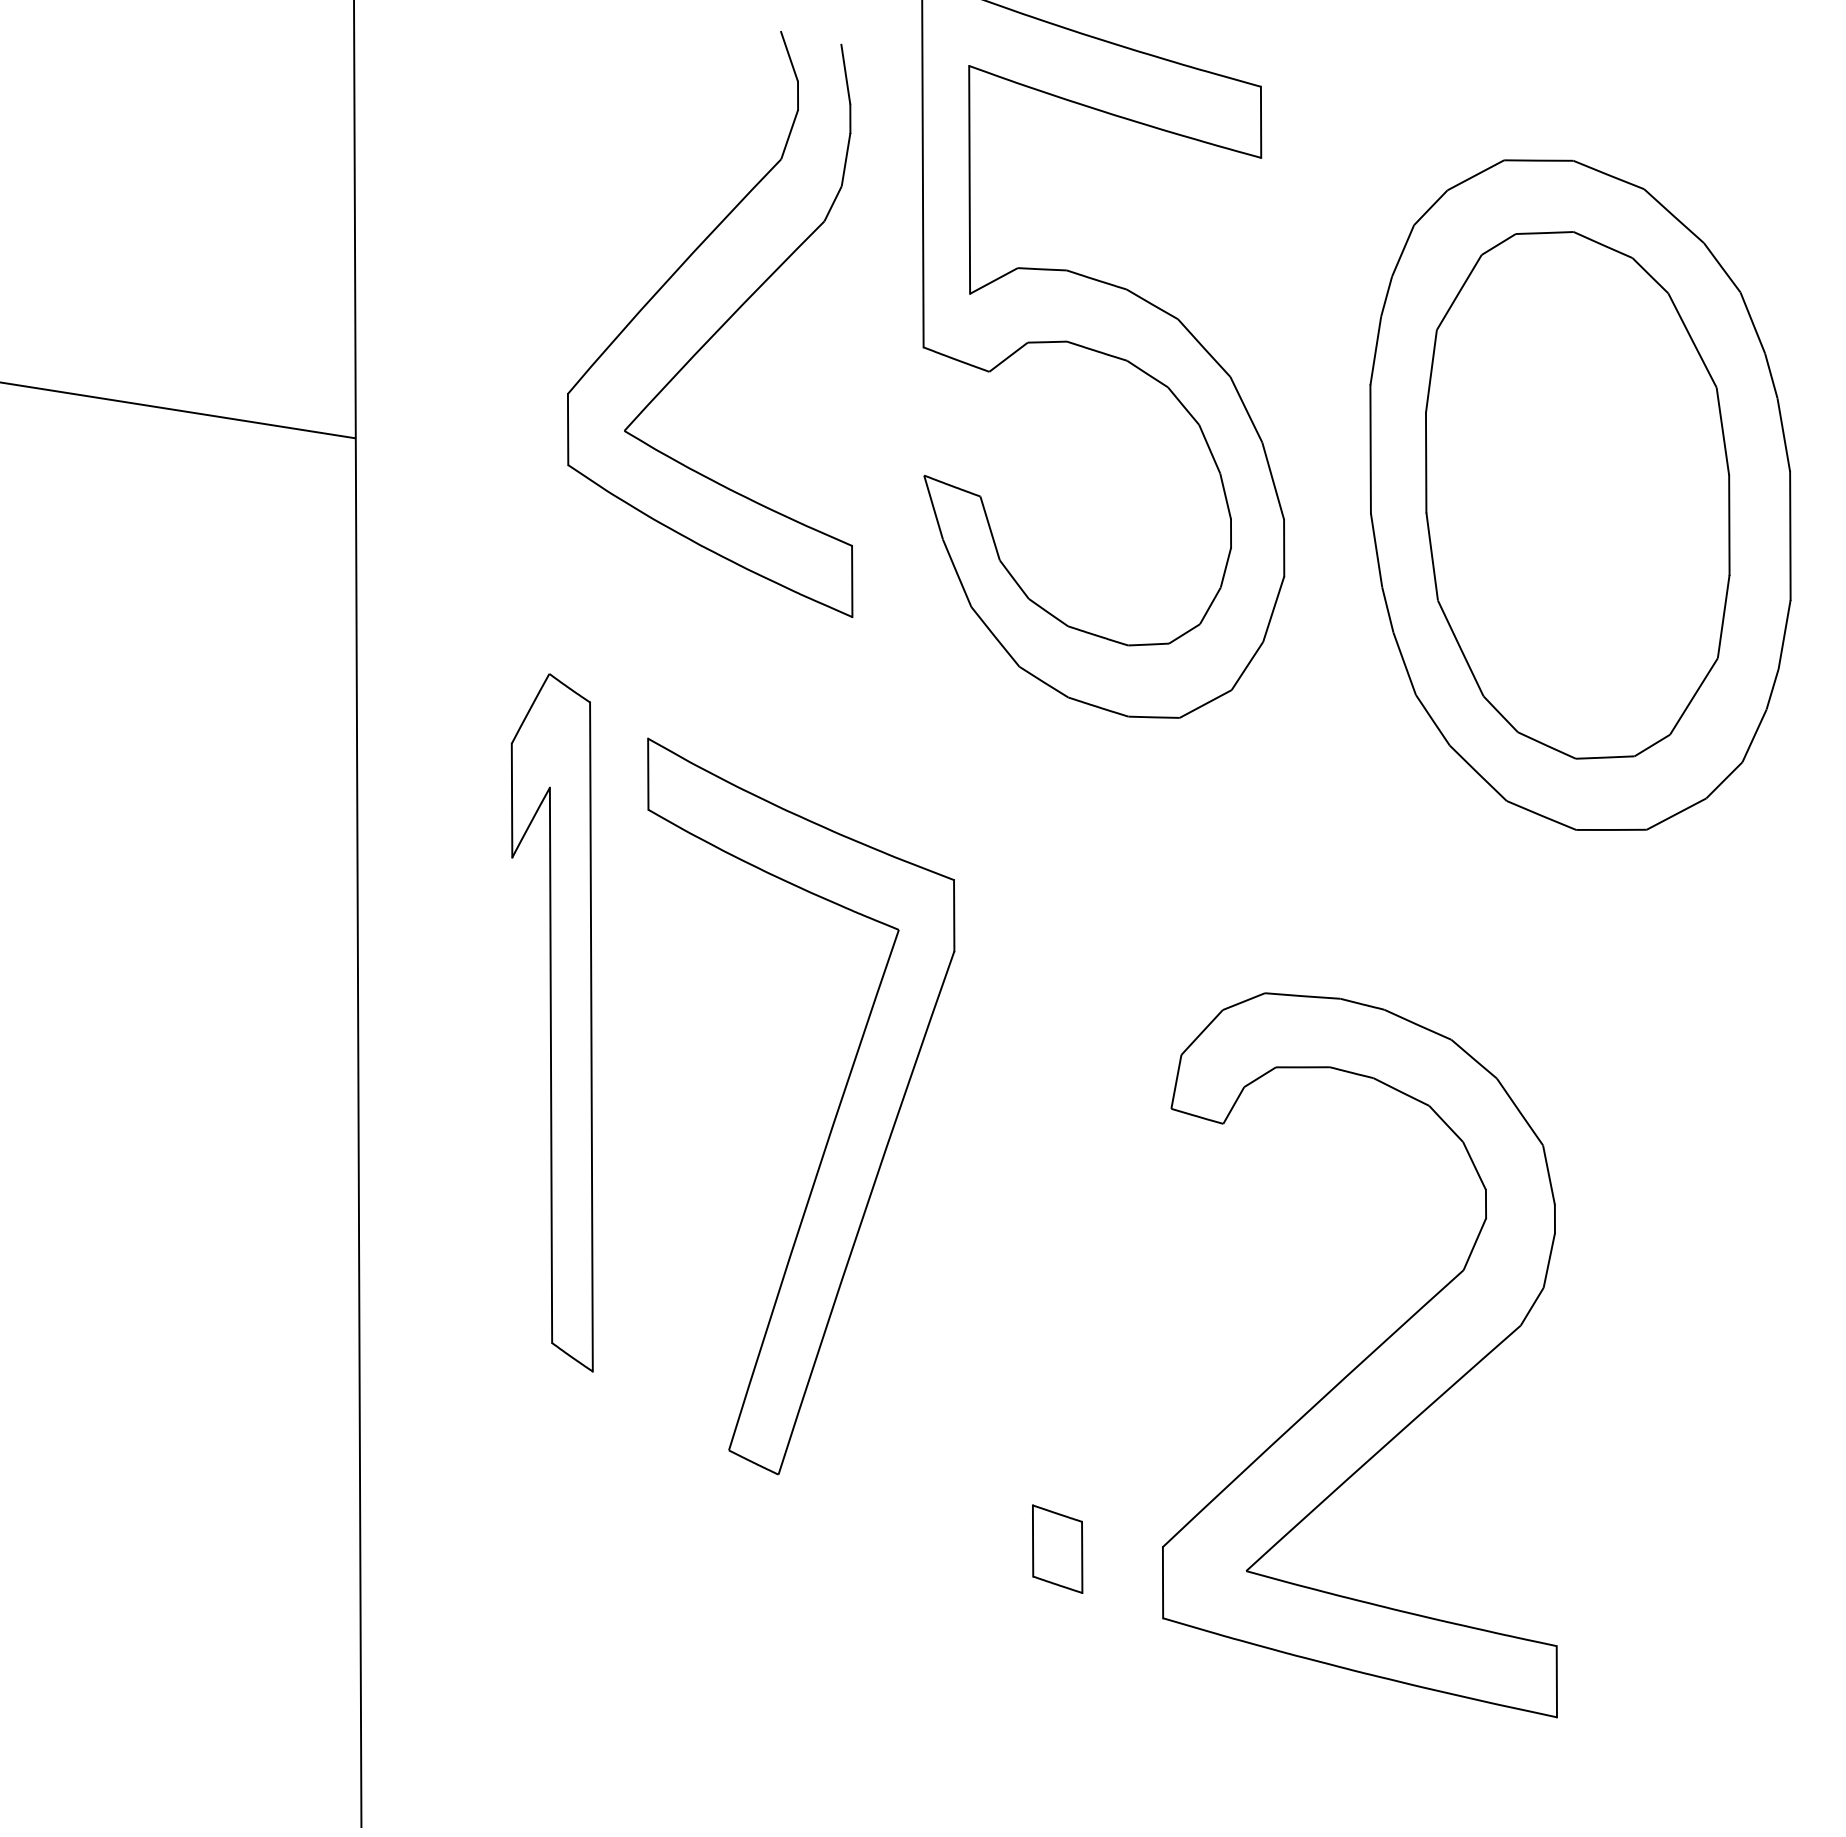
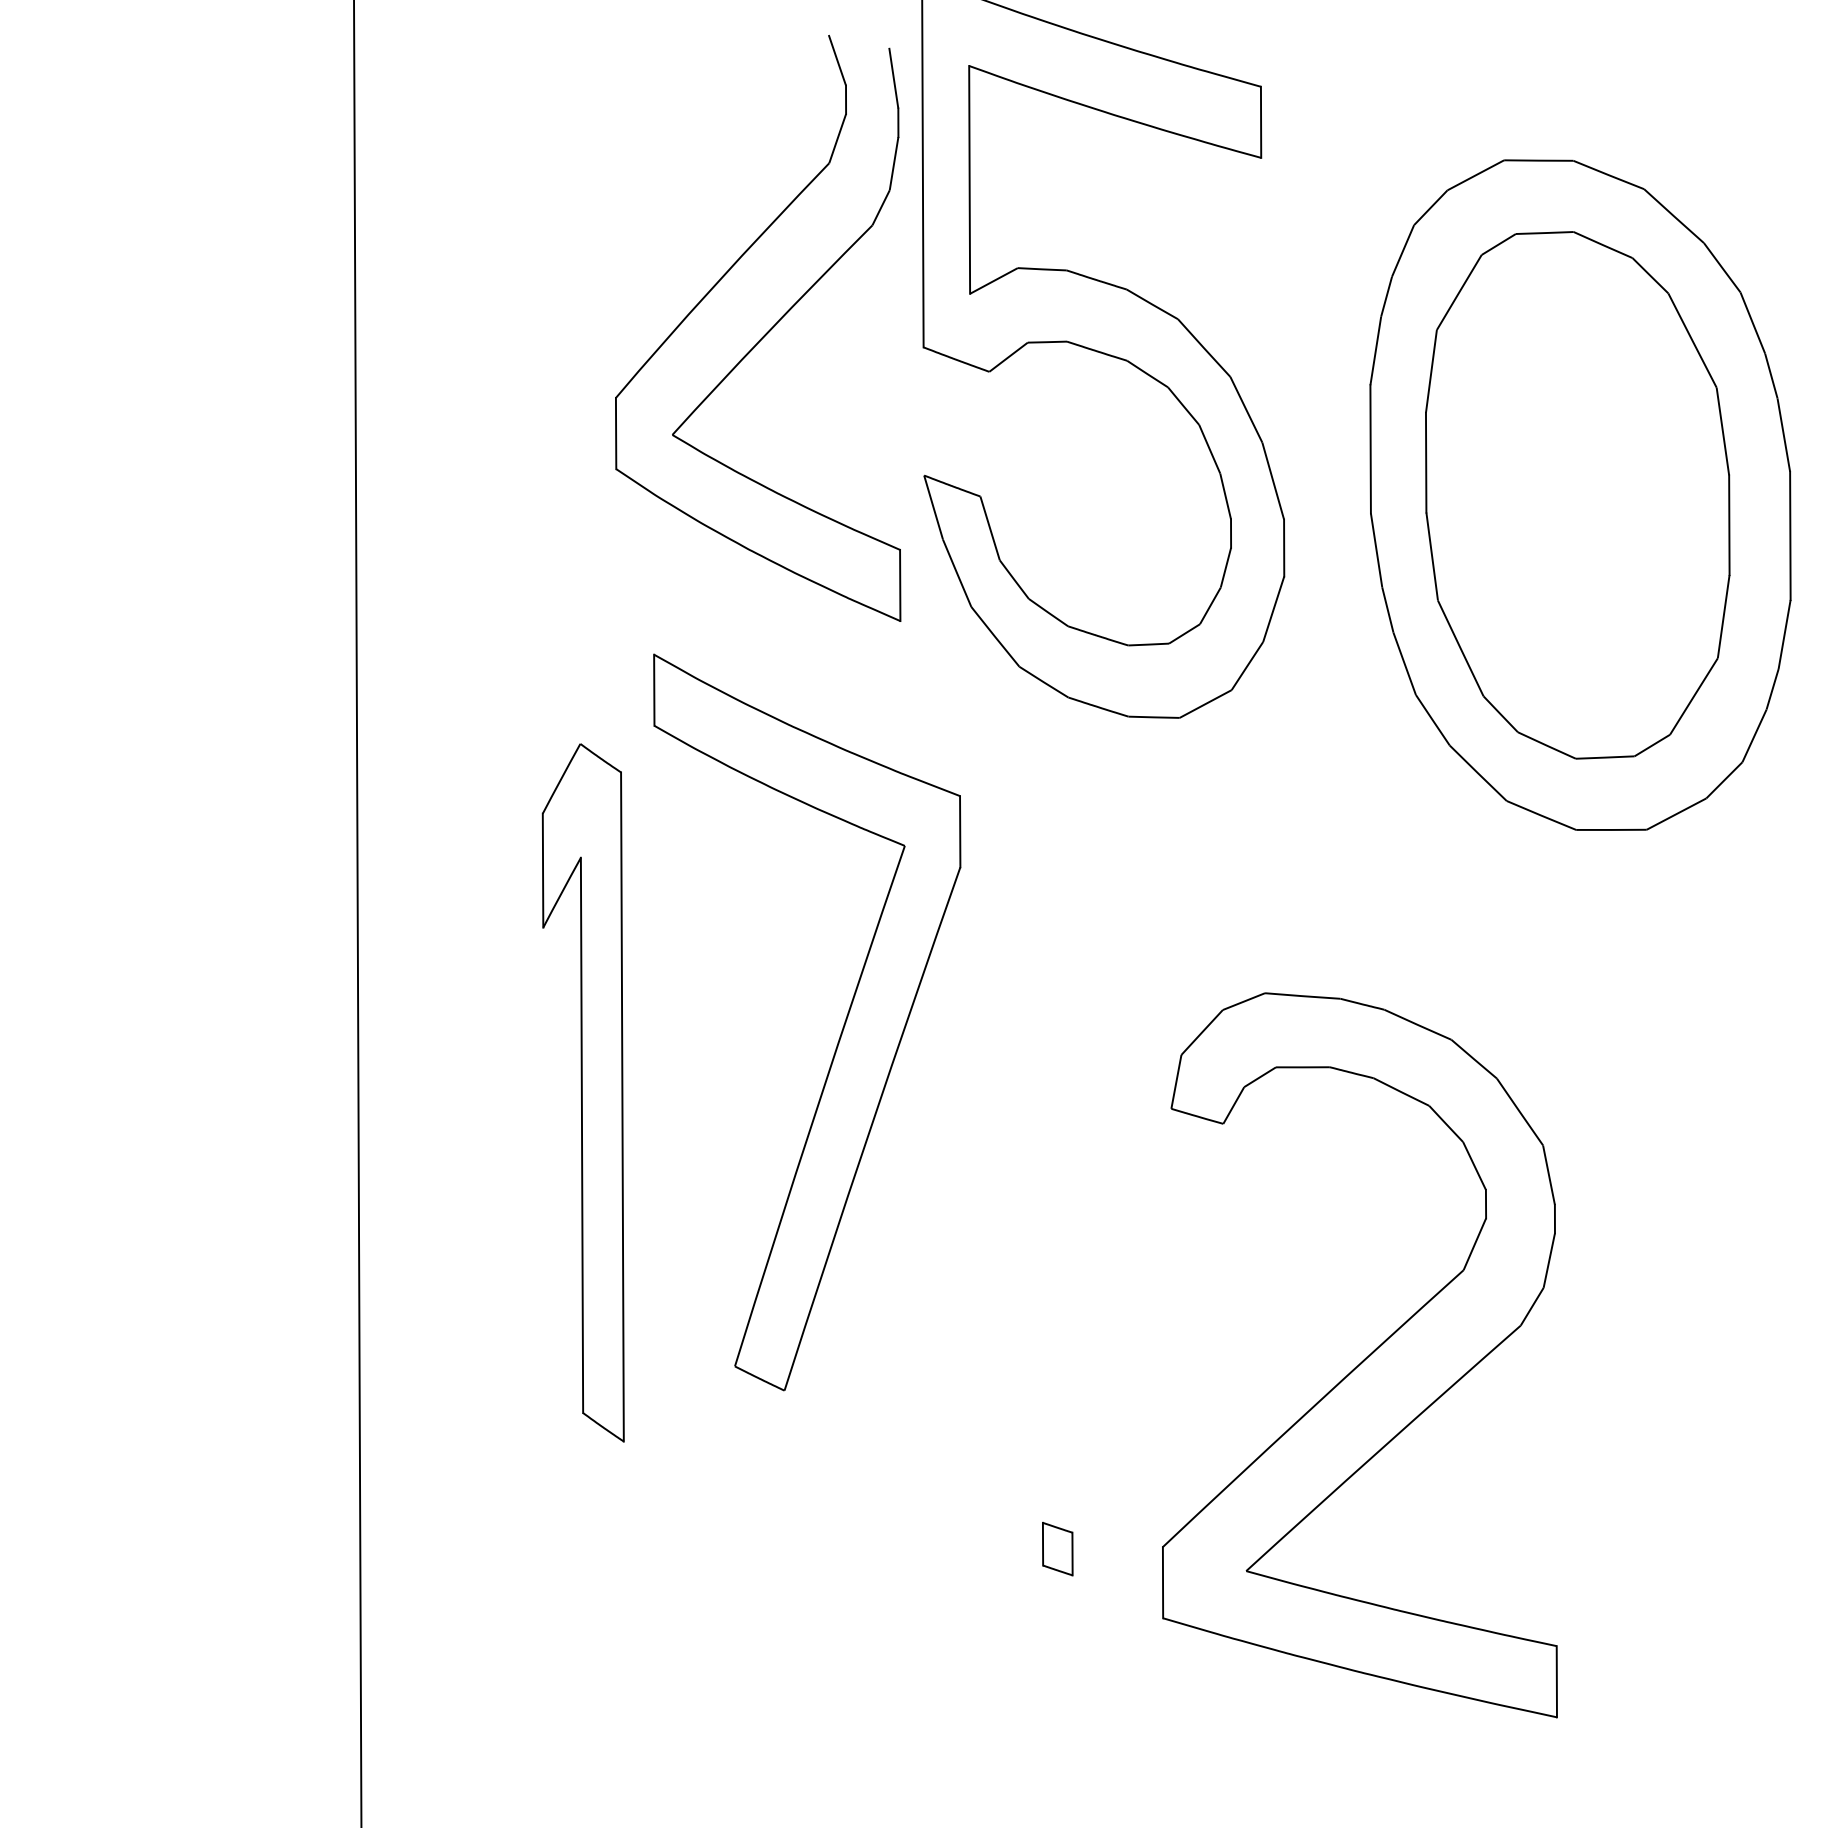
part position: (716, 330) -> (764, 334) (764, 334)
line: present -> none (178, 410)
part position: (551, 1022) -> (582, 1092) (582, 1092)
part position: (834, 1117) -> (840, 1033) (840, 1033)
part size: 52x90 px -> 32x55 px (1057, 1549)
